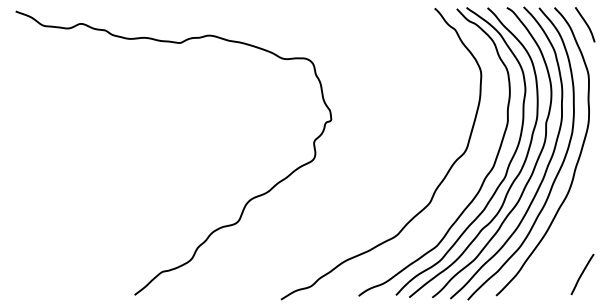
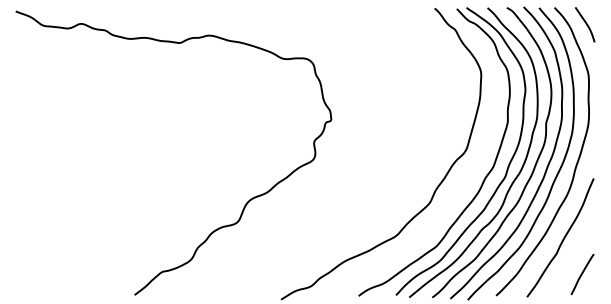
curve: none -> present (562, 239)
